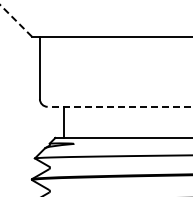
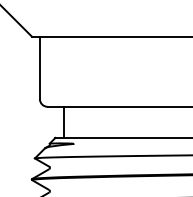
line: dashed -> solid (15, 20)
line: dashed -> solid (119, 106)
